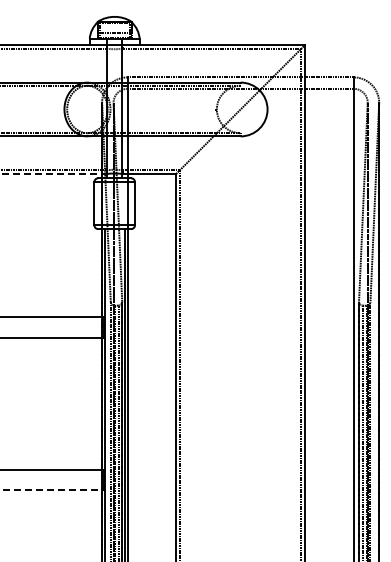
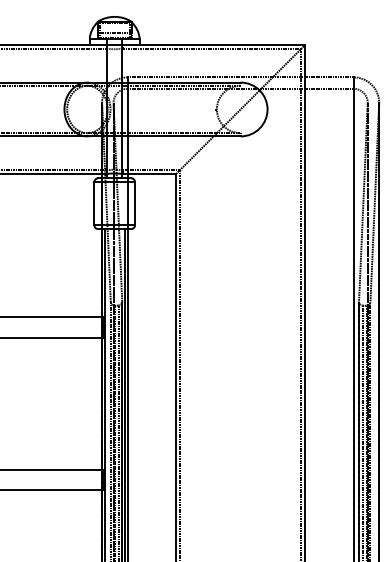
line: dashed -> solid (54, 174)
line: dashed -> solid (52, 490)
